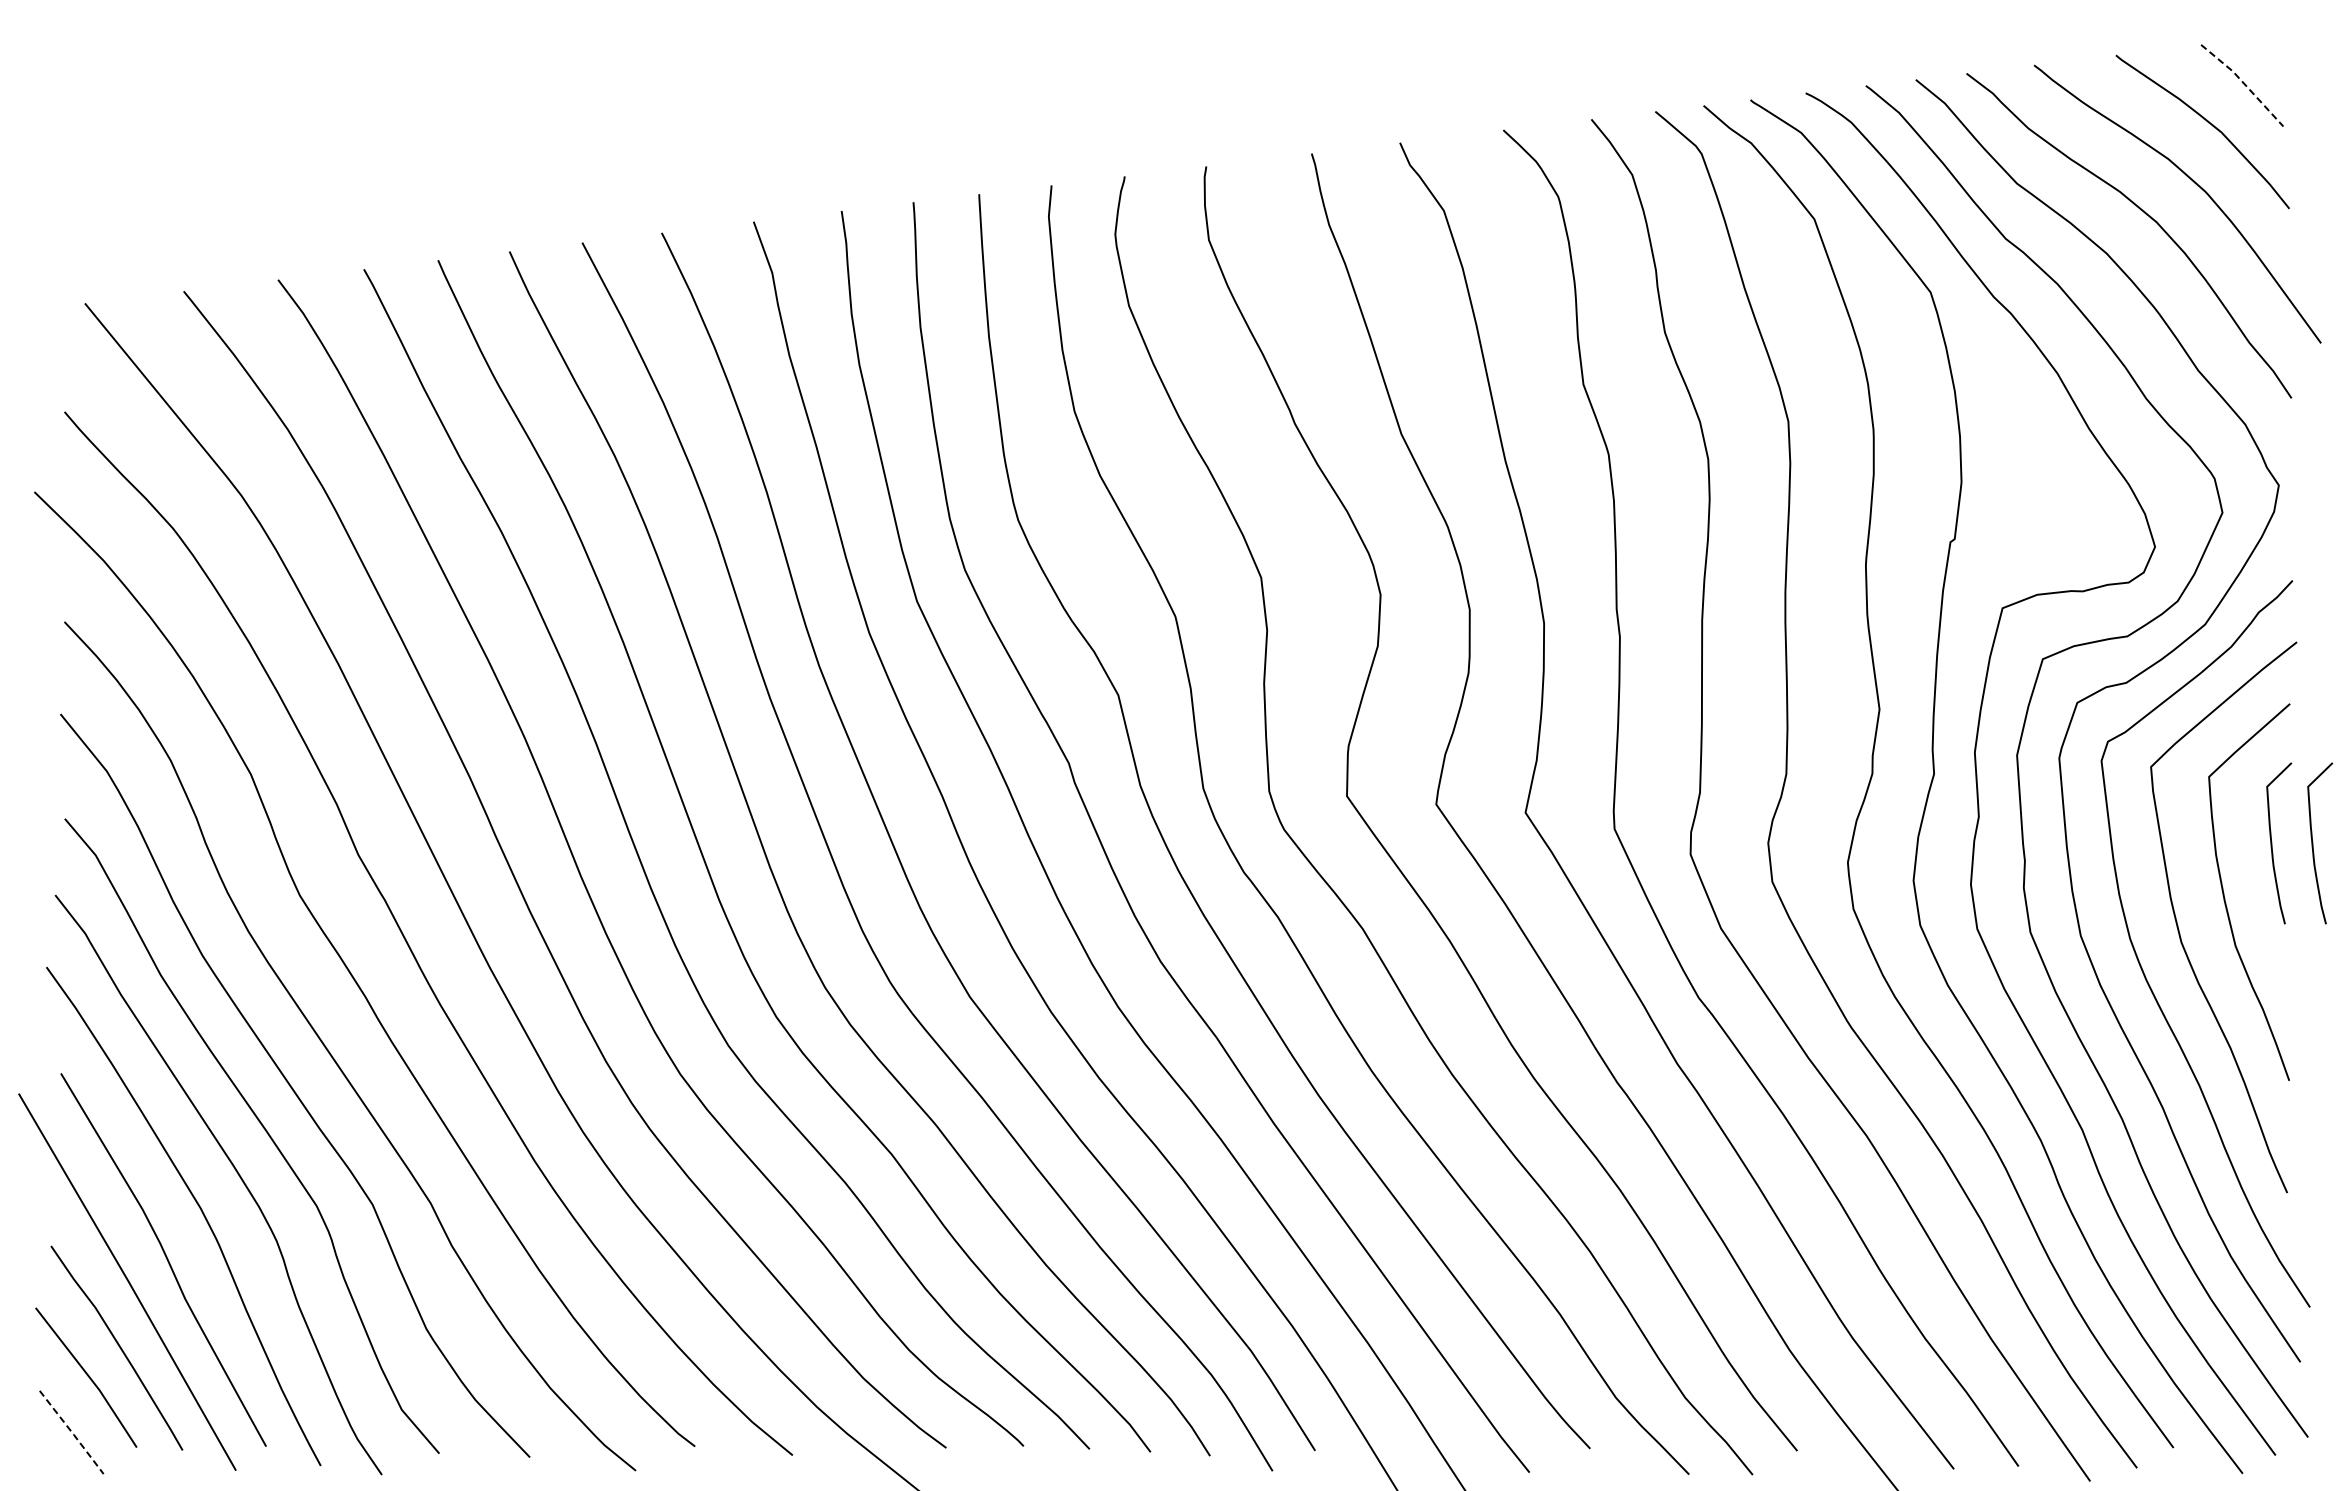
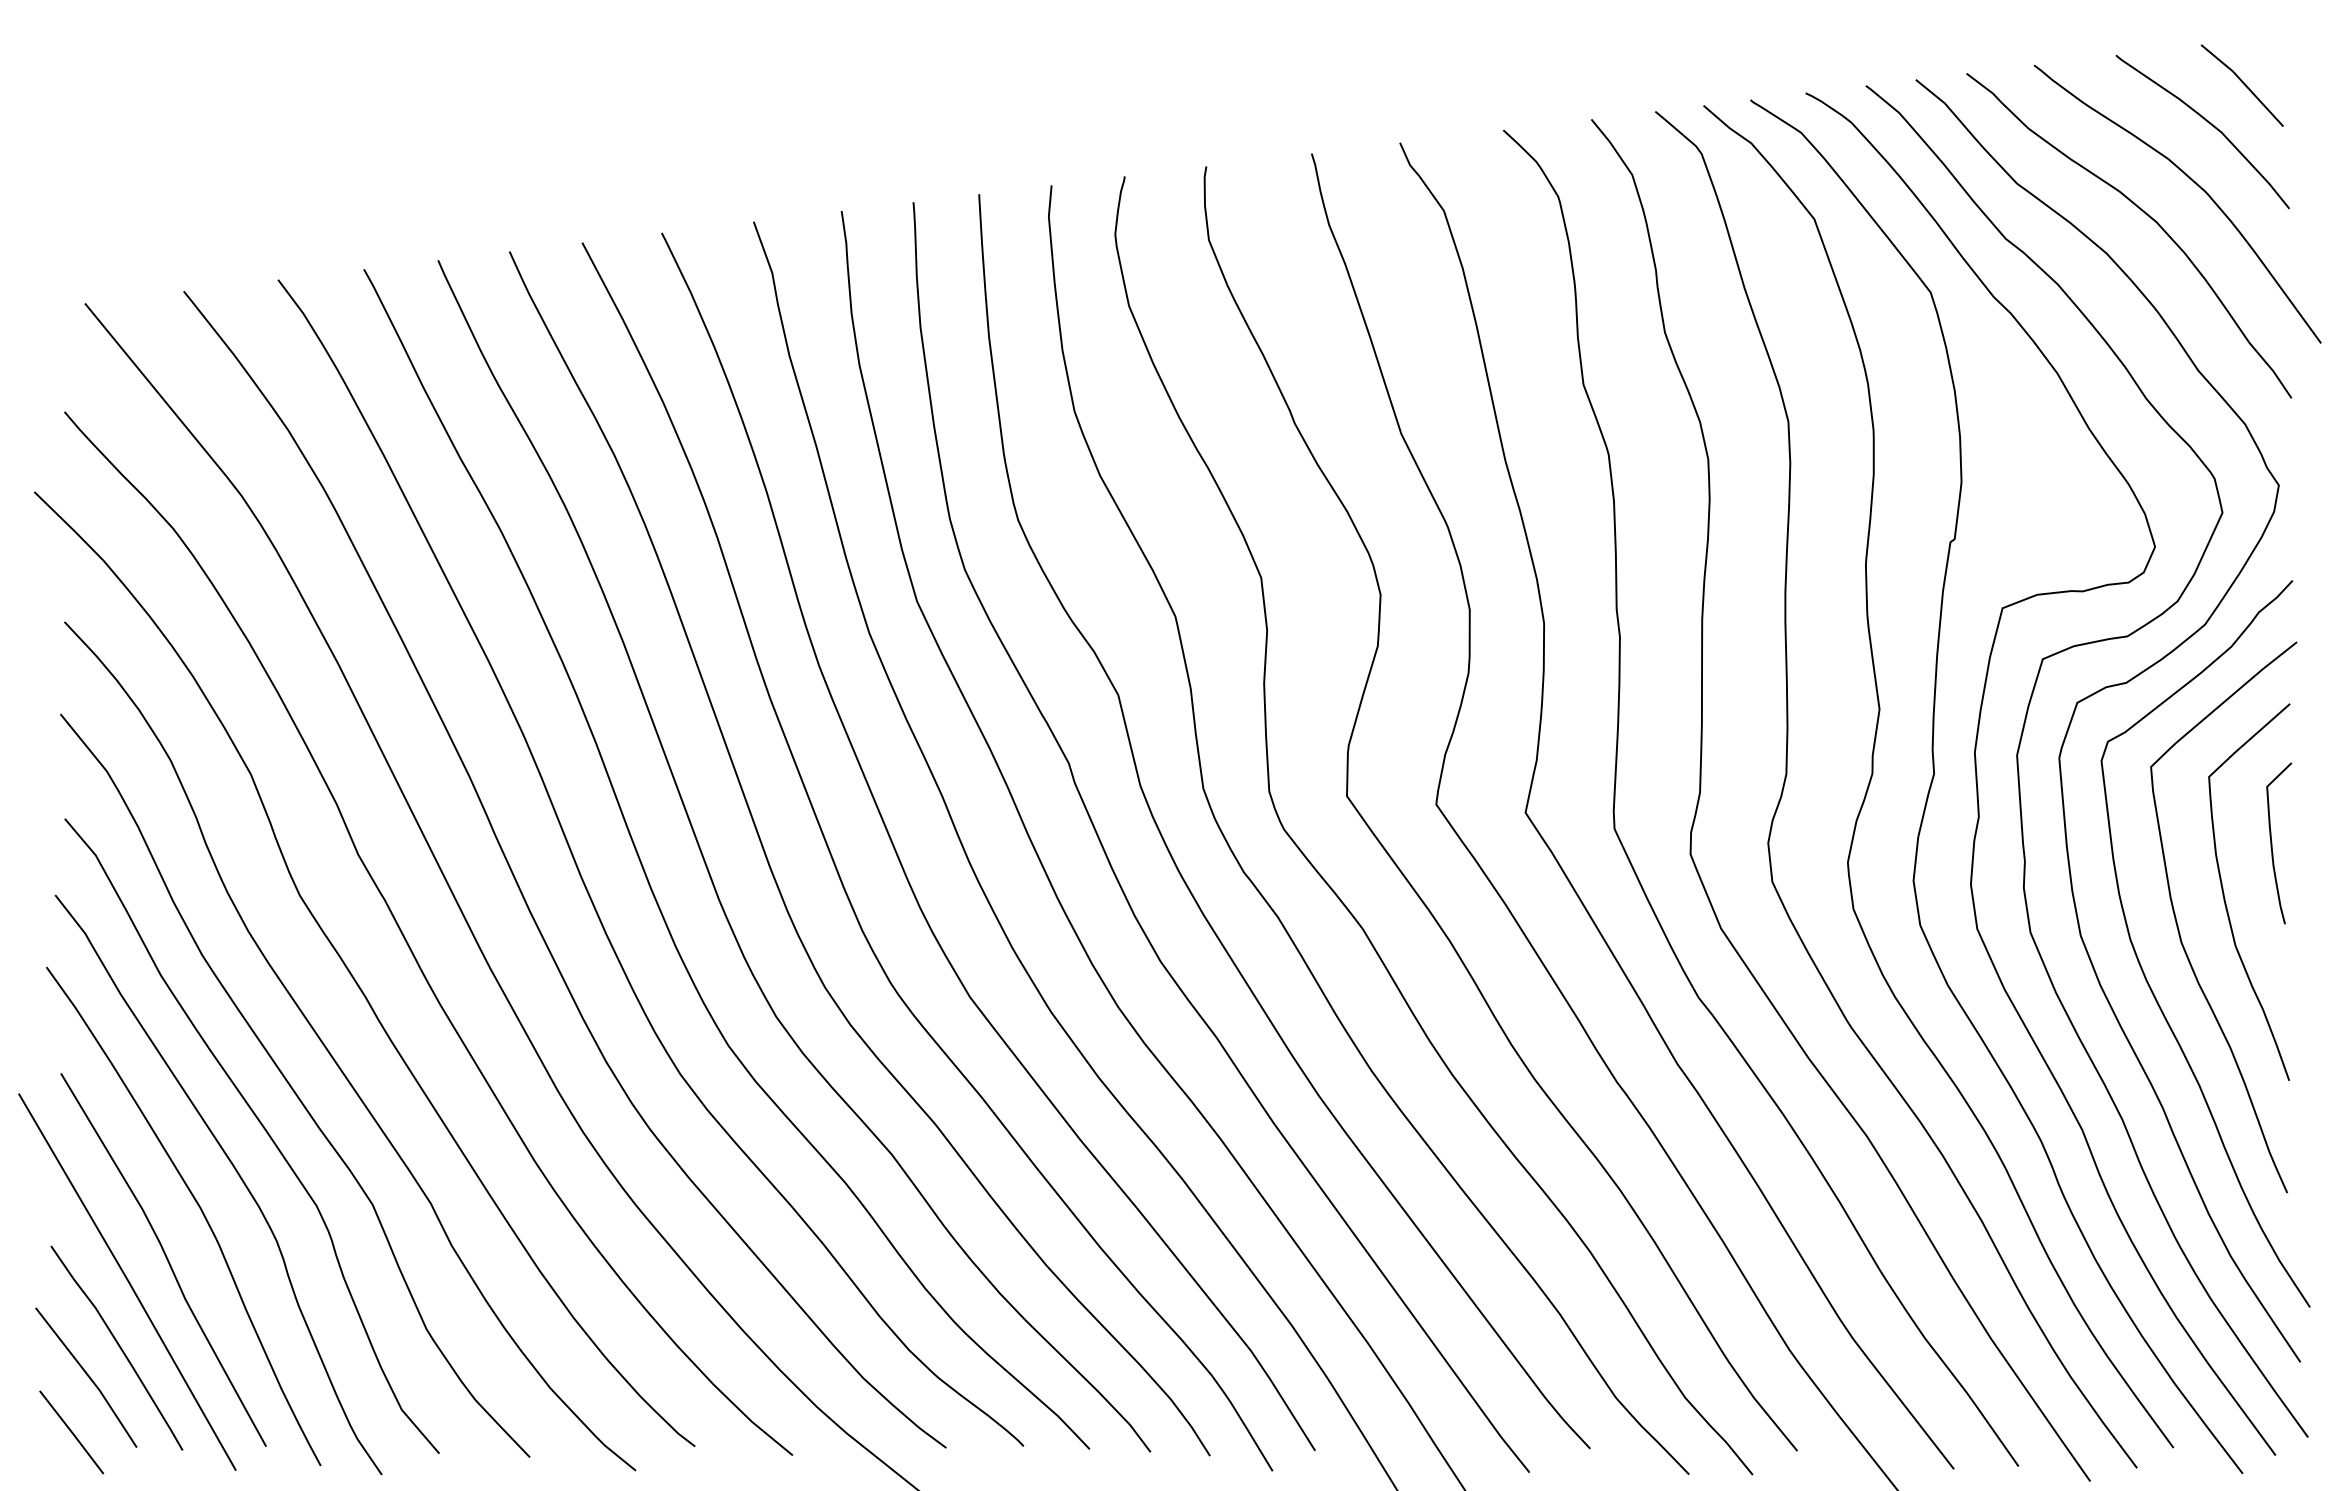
line: dashed -> solid (2243, 83)
curve: present -> none (2313, 843)
line: dashed -> solid (72, 1432)
